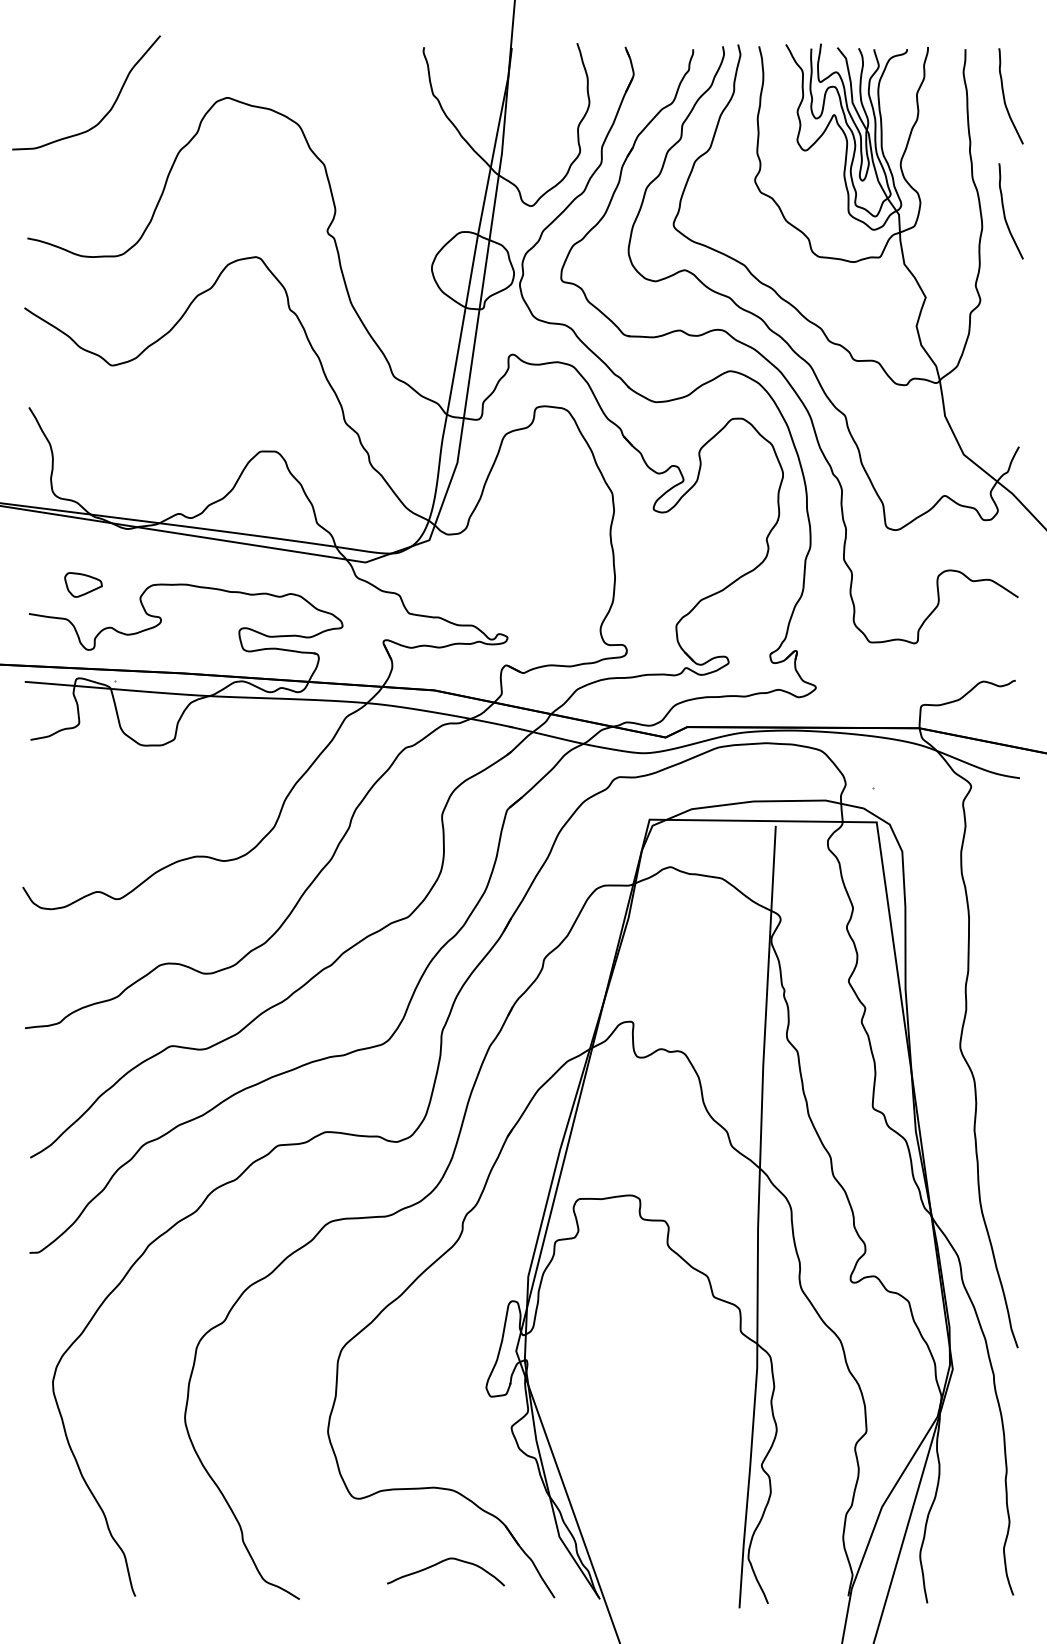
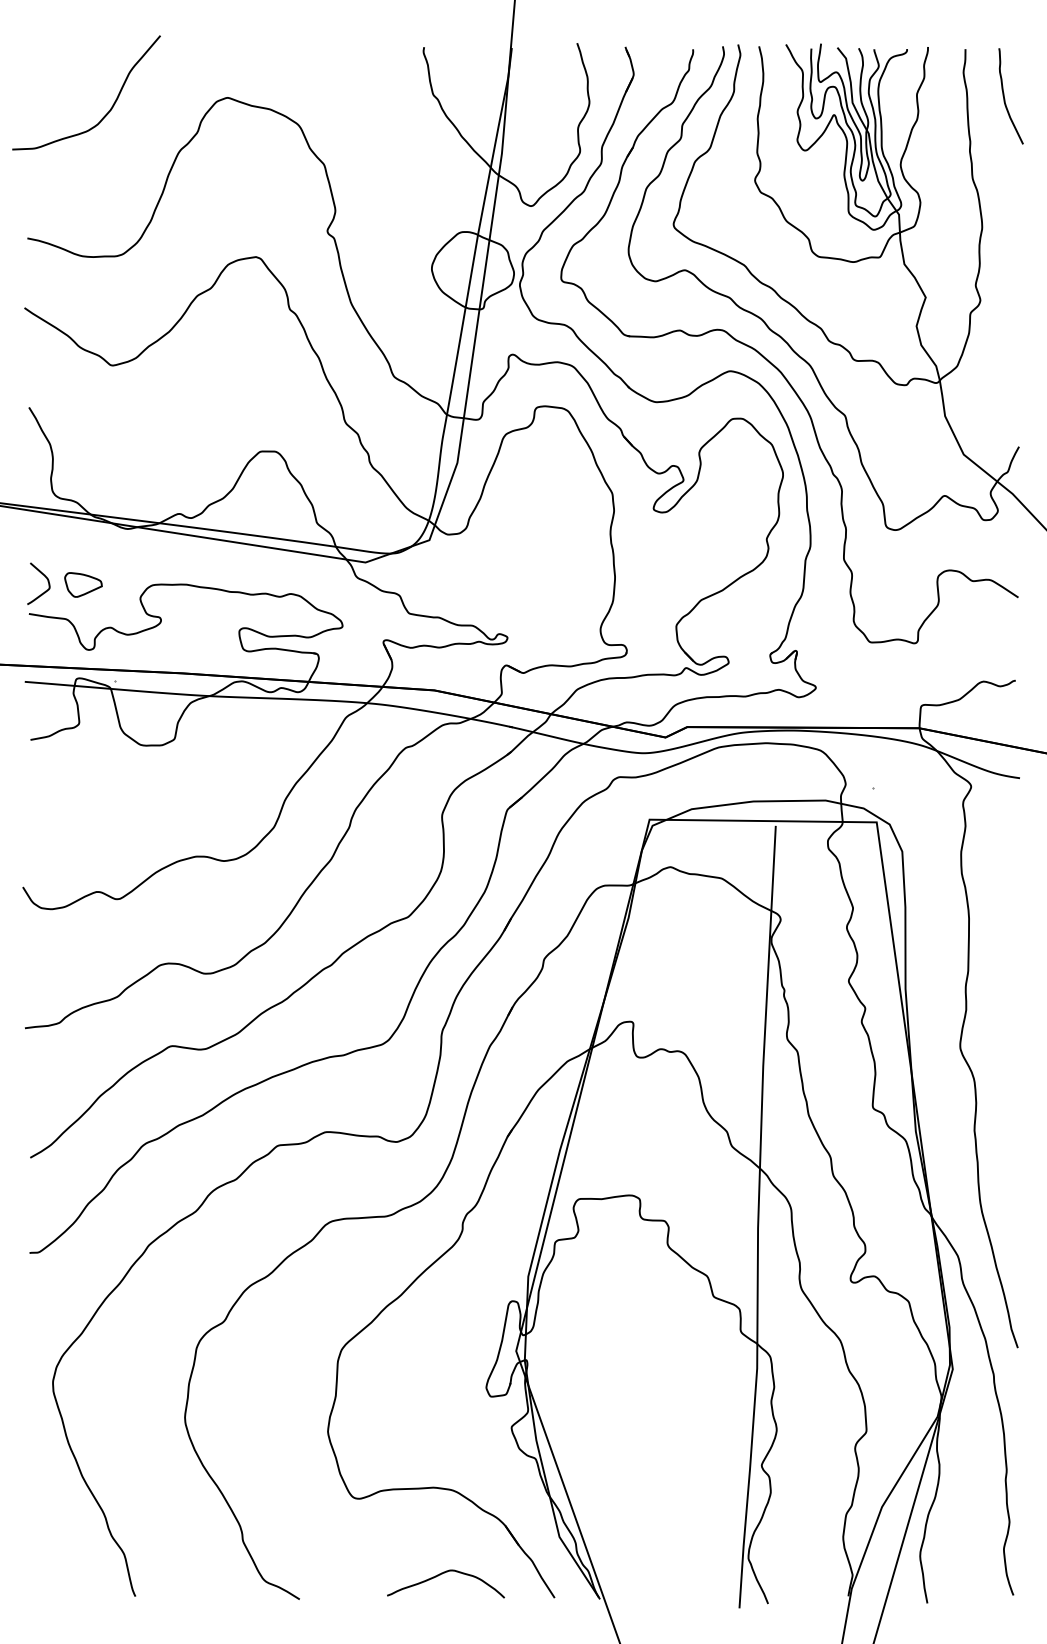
curve: present -> none (1005, 213)
curve: none -> present (46, 579)
curve position: (440, 1563) -> (440, 1575) (440, 1575)
